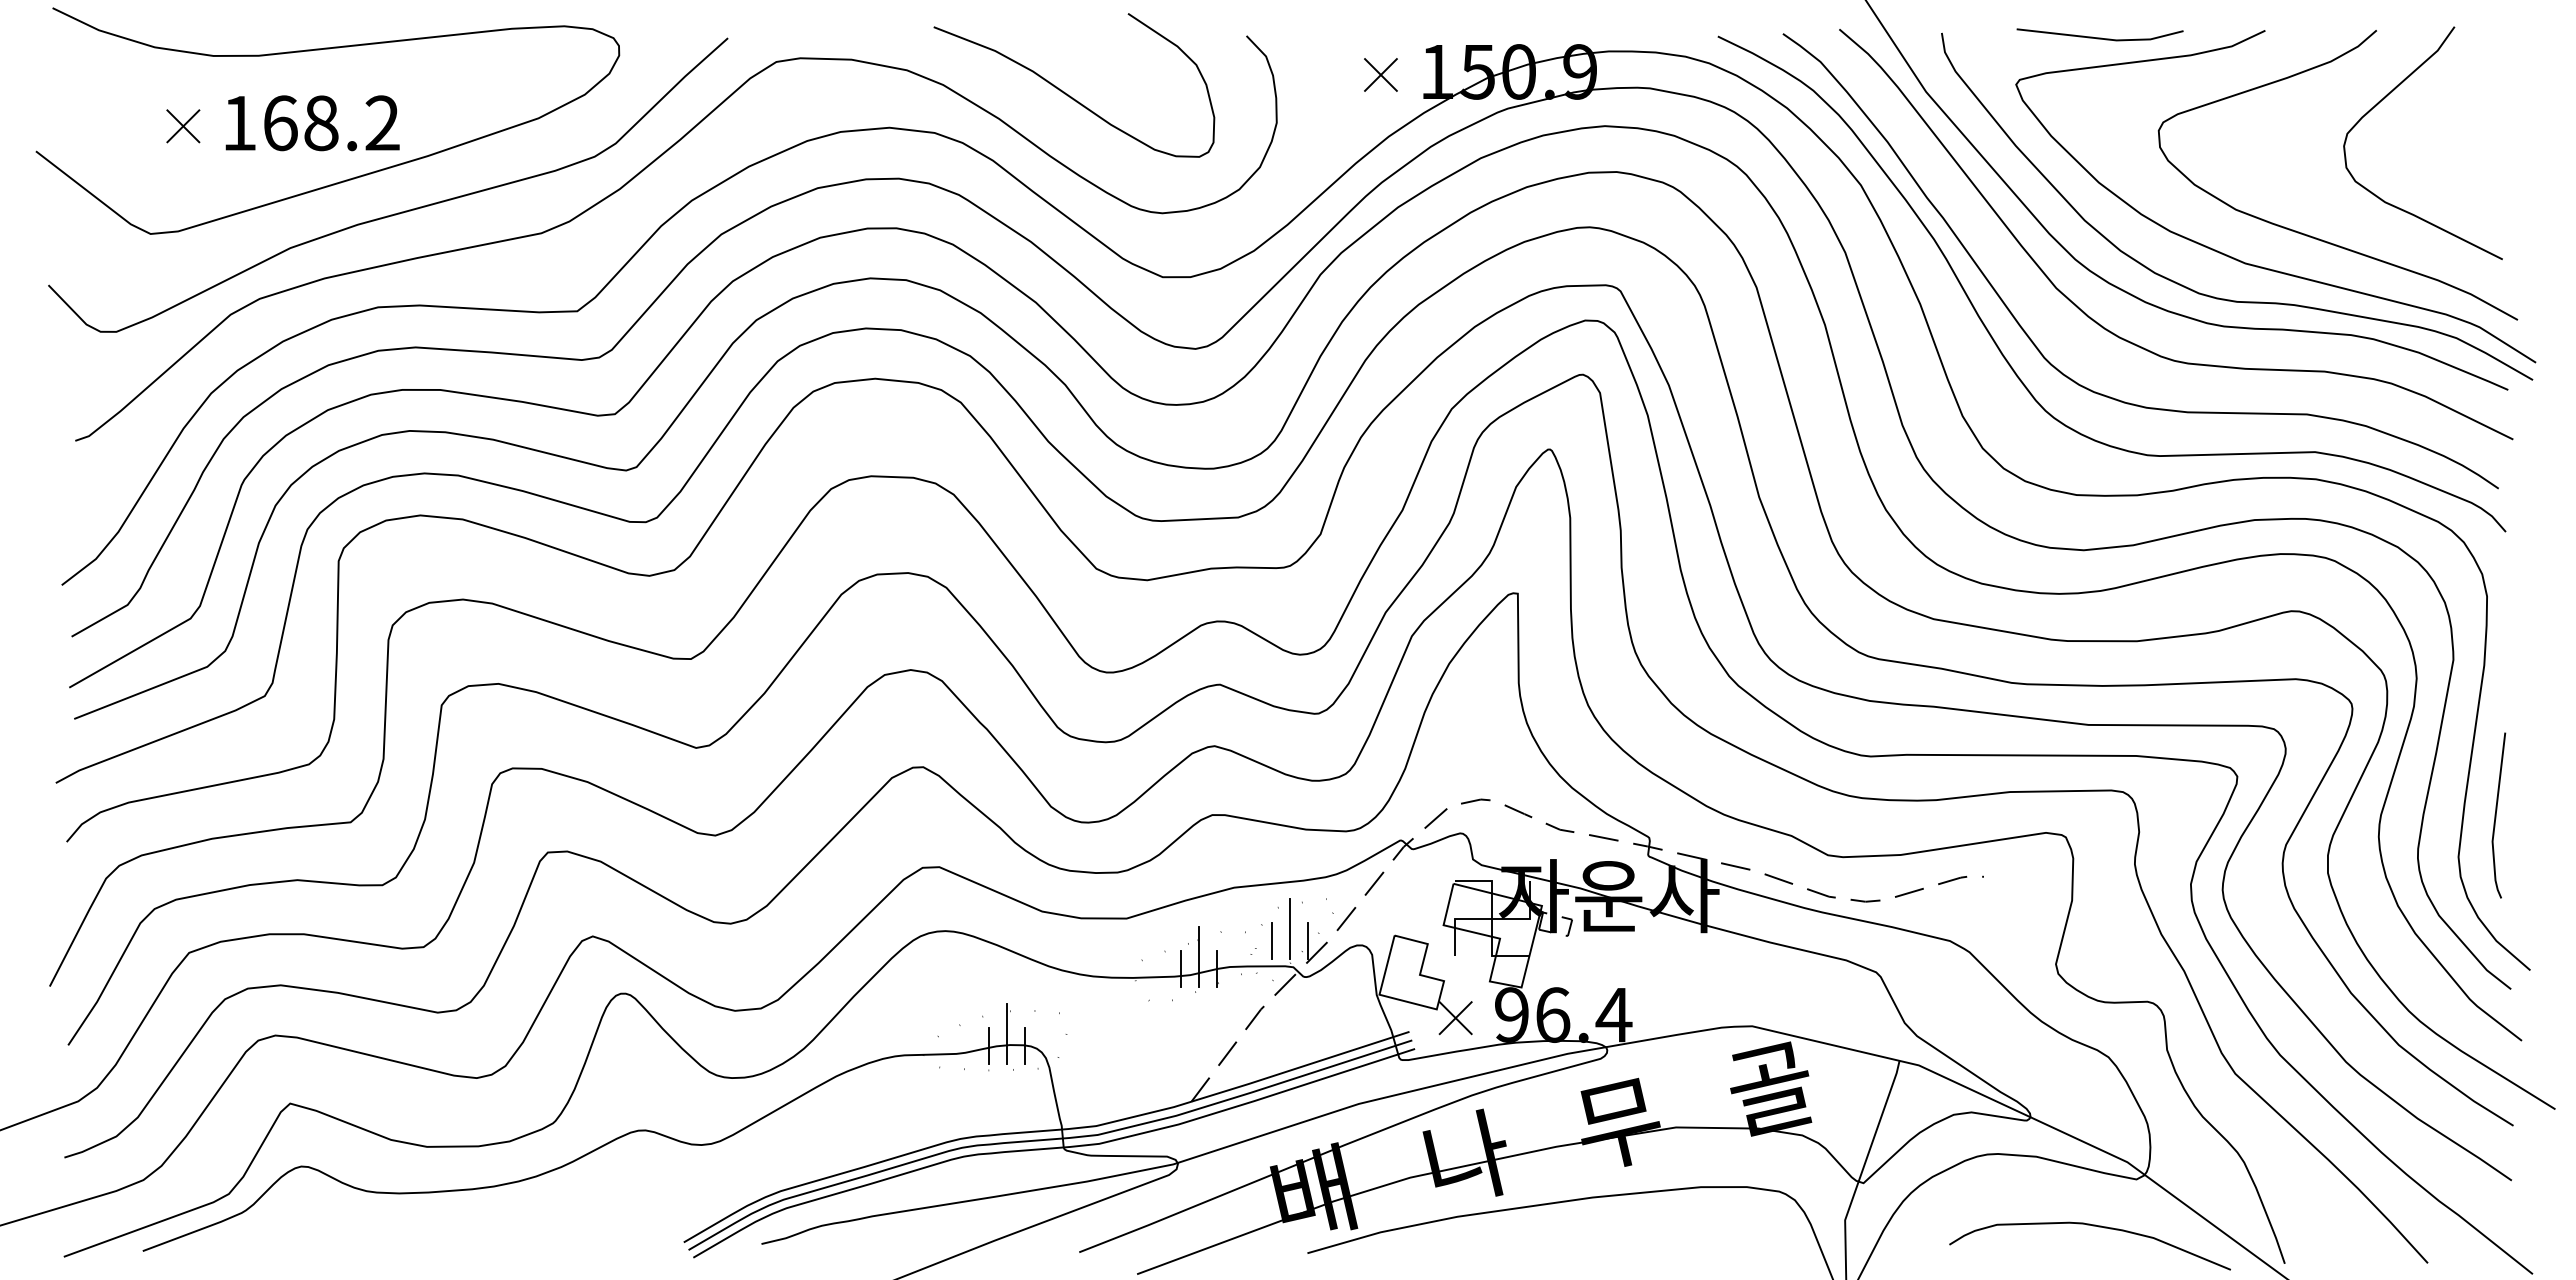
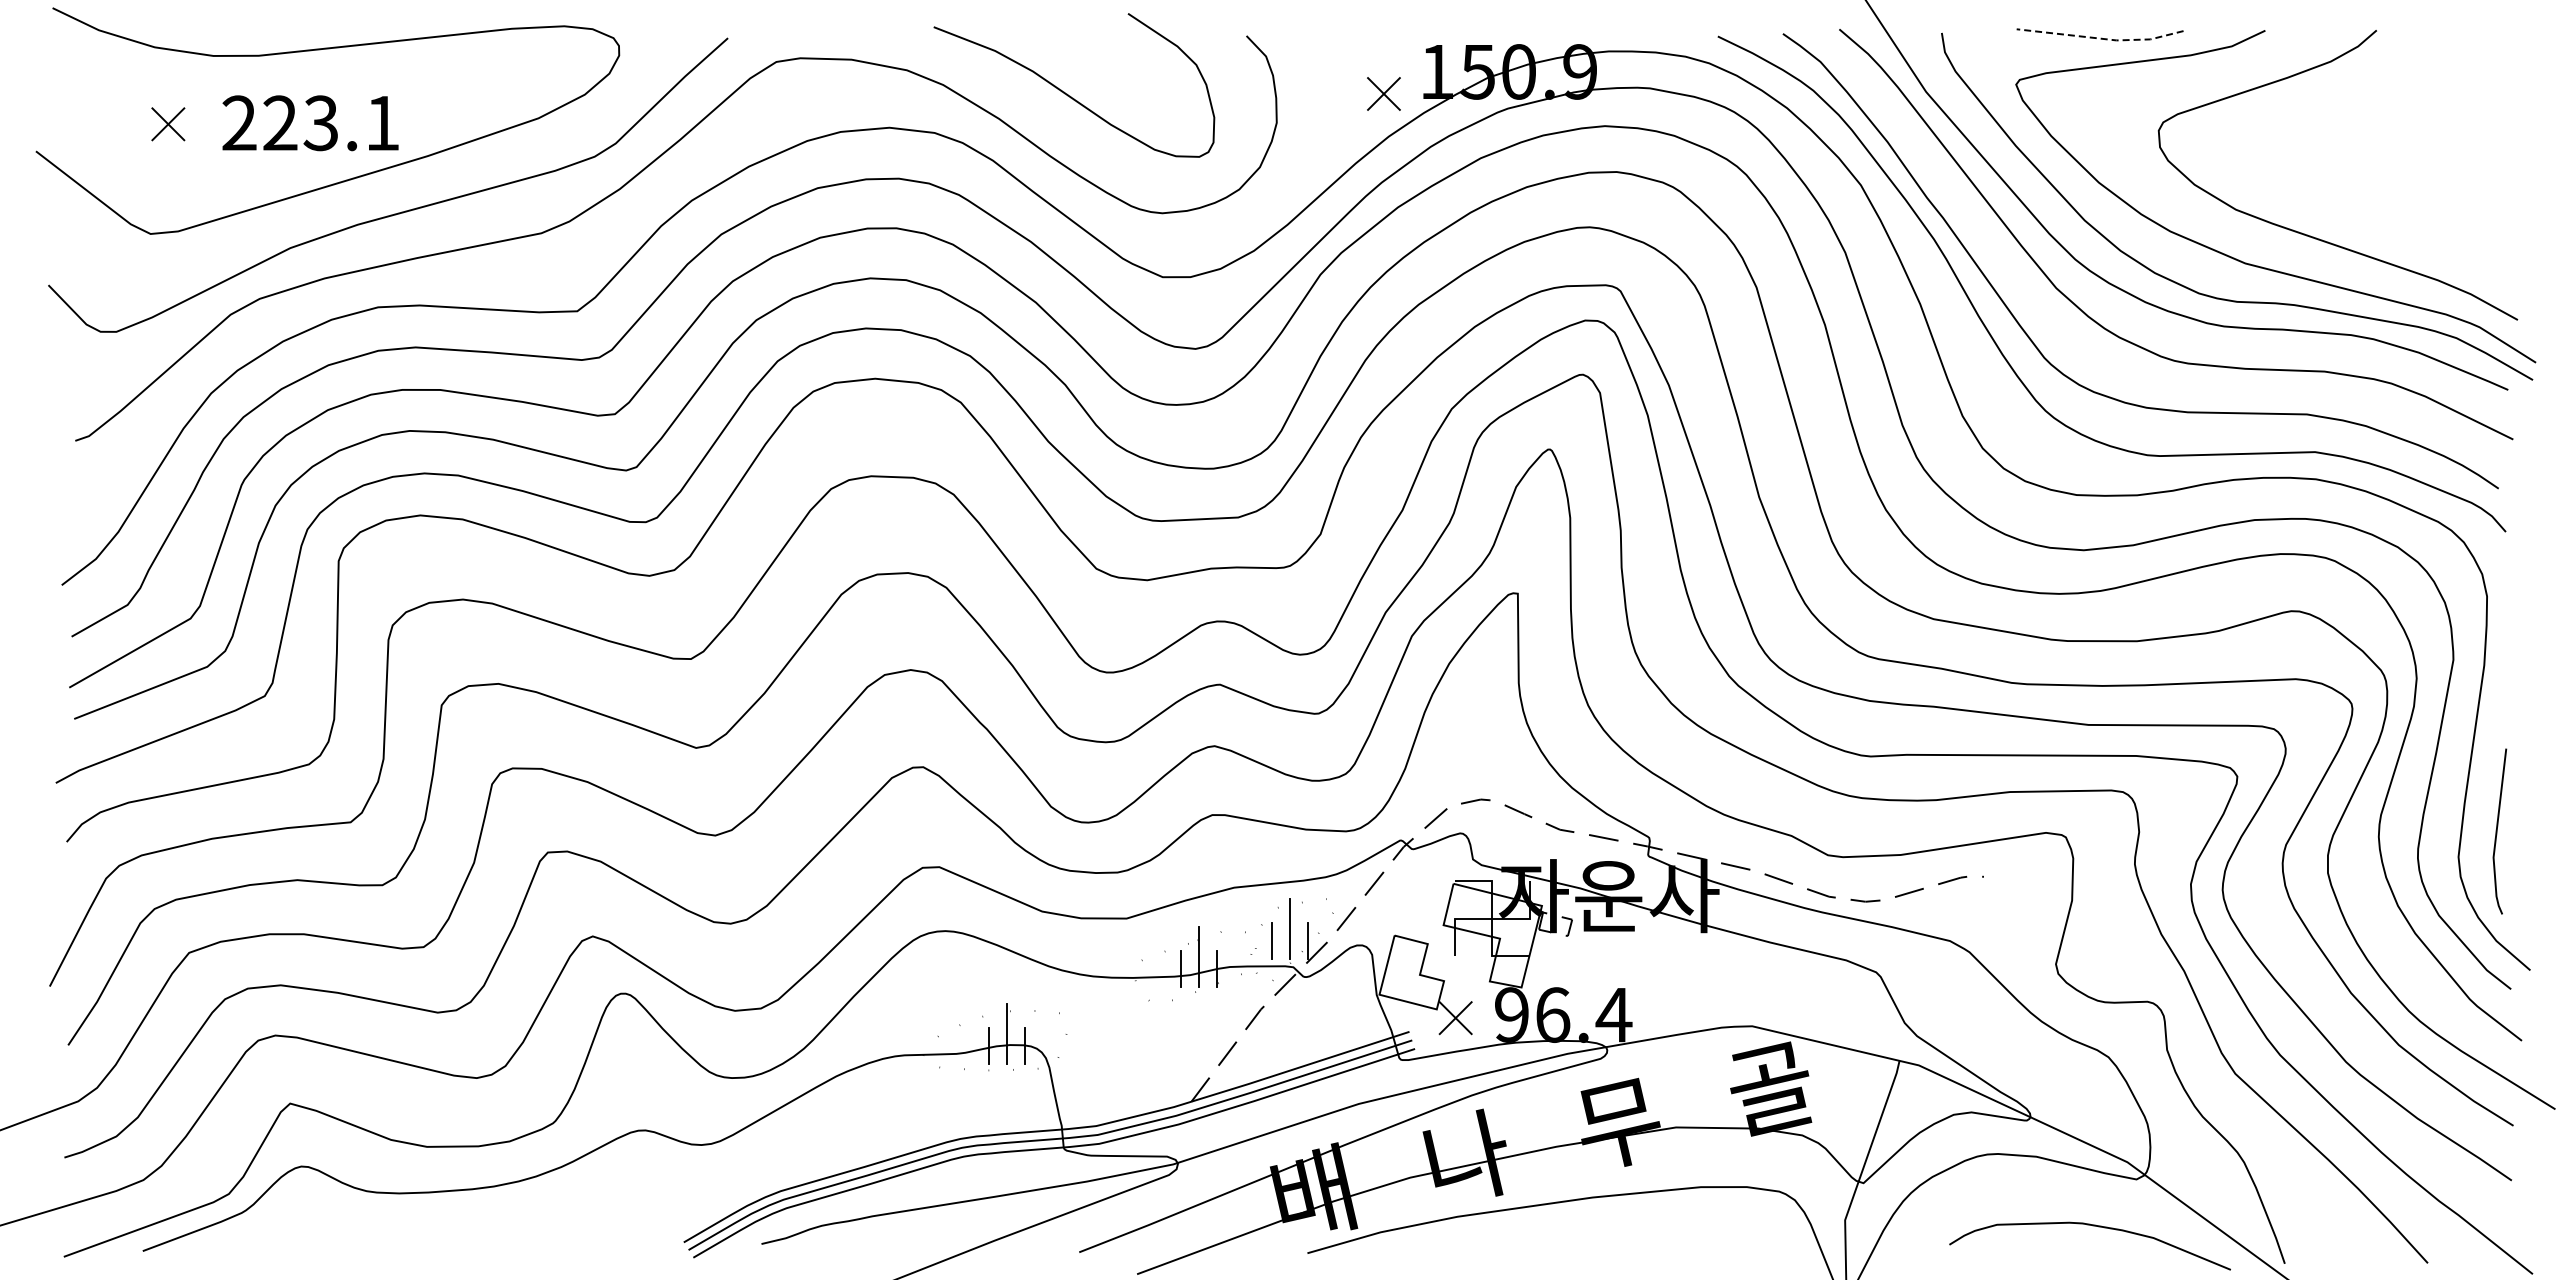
line: solid -> dashed (2101, 38)
part position: (1380, 74) -> (1383, 93) (1383, 93)
curve: present -> none (2384, 99)
text: 168.2 -> 223.1 (310, 123)
part position: (183, 126) -> (168, 124) (168, 124)
line position: (2496, 815) -> (2497, 831) (2497, 831)
